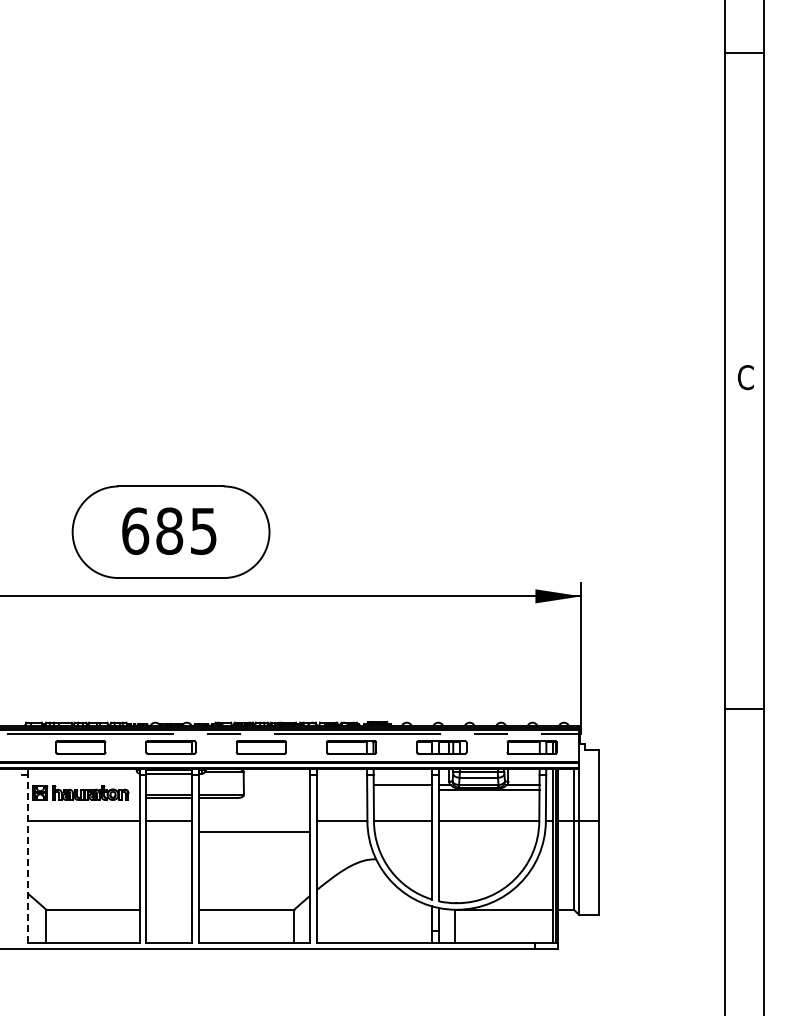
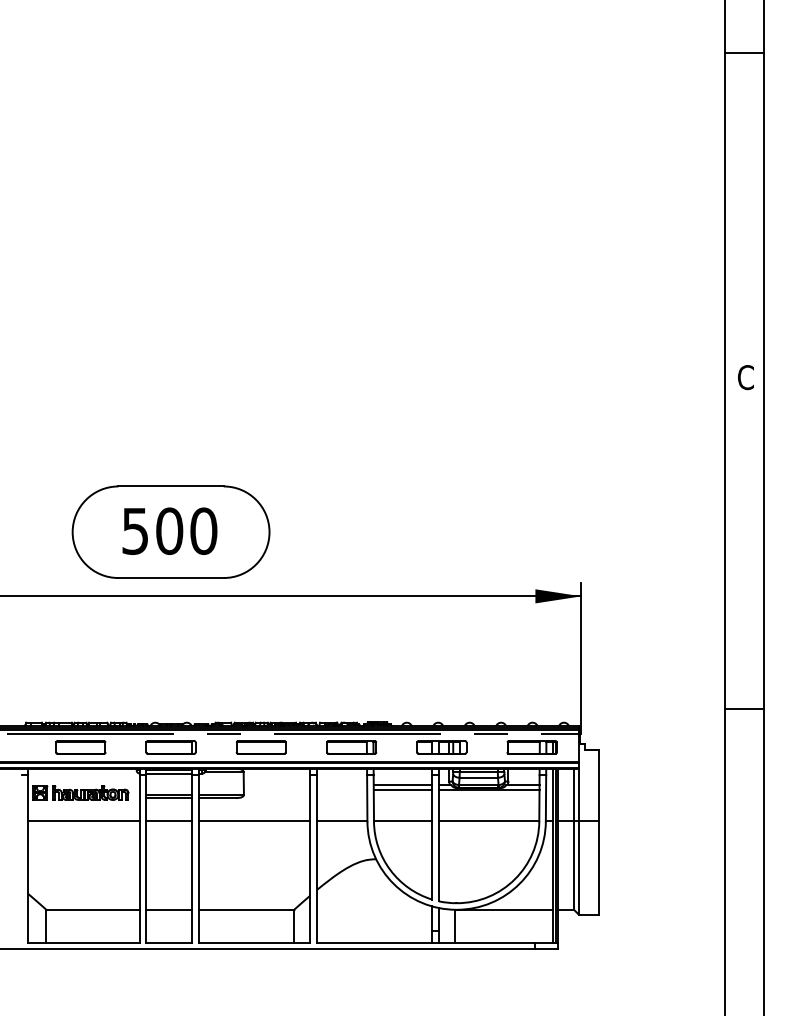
text: 685 -> 500 (169, 531)
line: none -> present (402, 790)
line position: (254, 832) -> (254, 821) (254, 821)
line: dashed -> solid (28, 858)
line: none -> present (169, 909)
